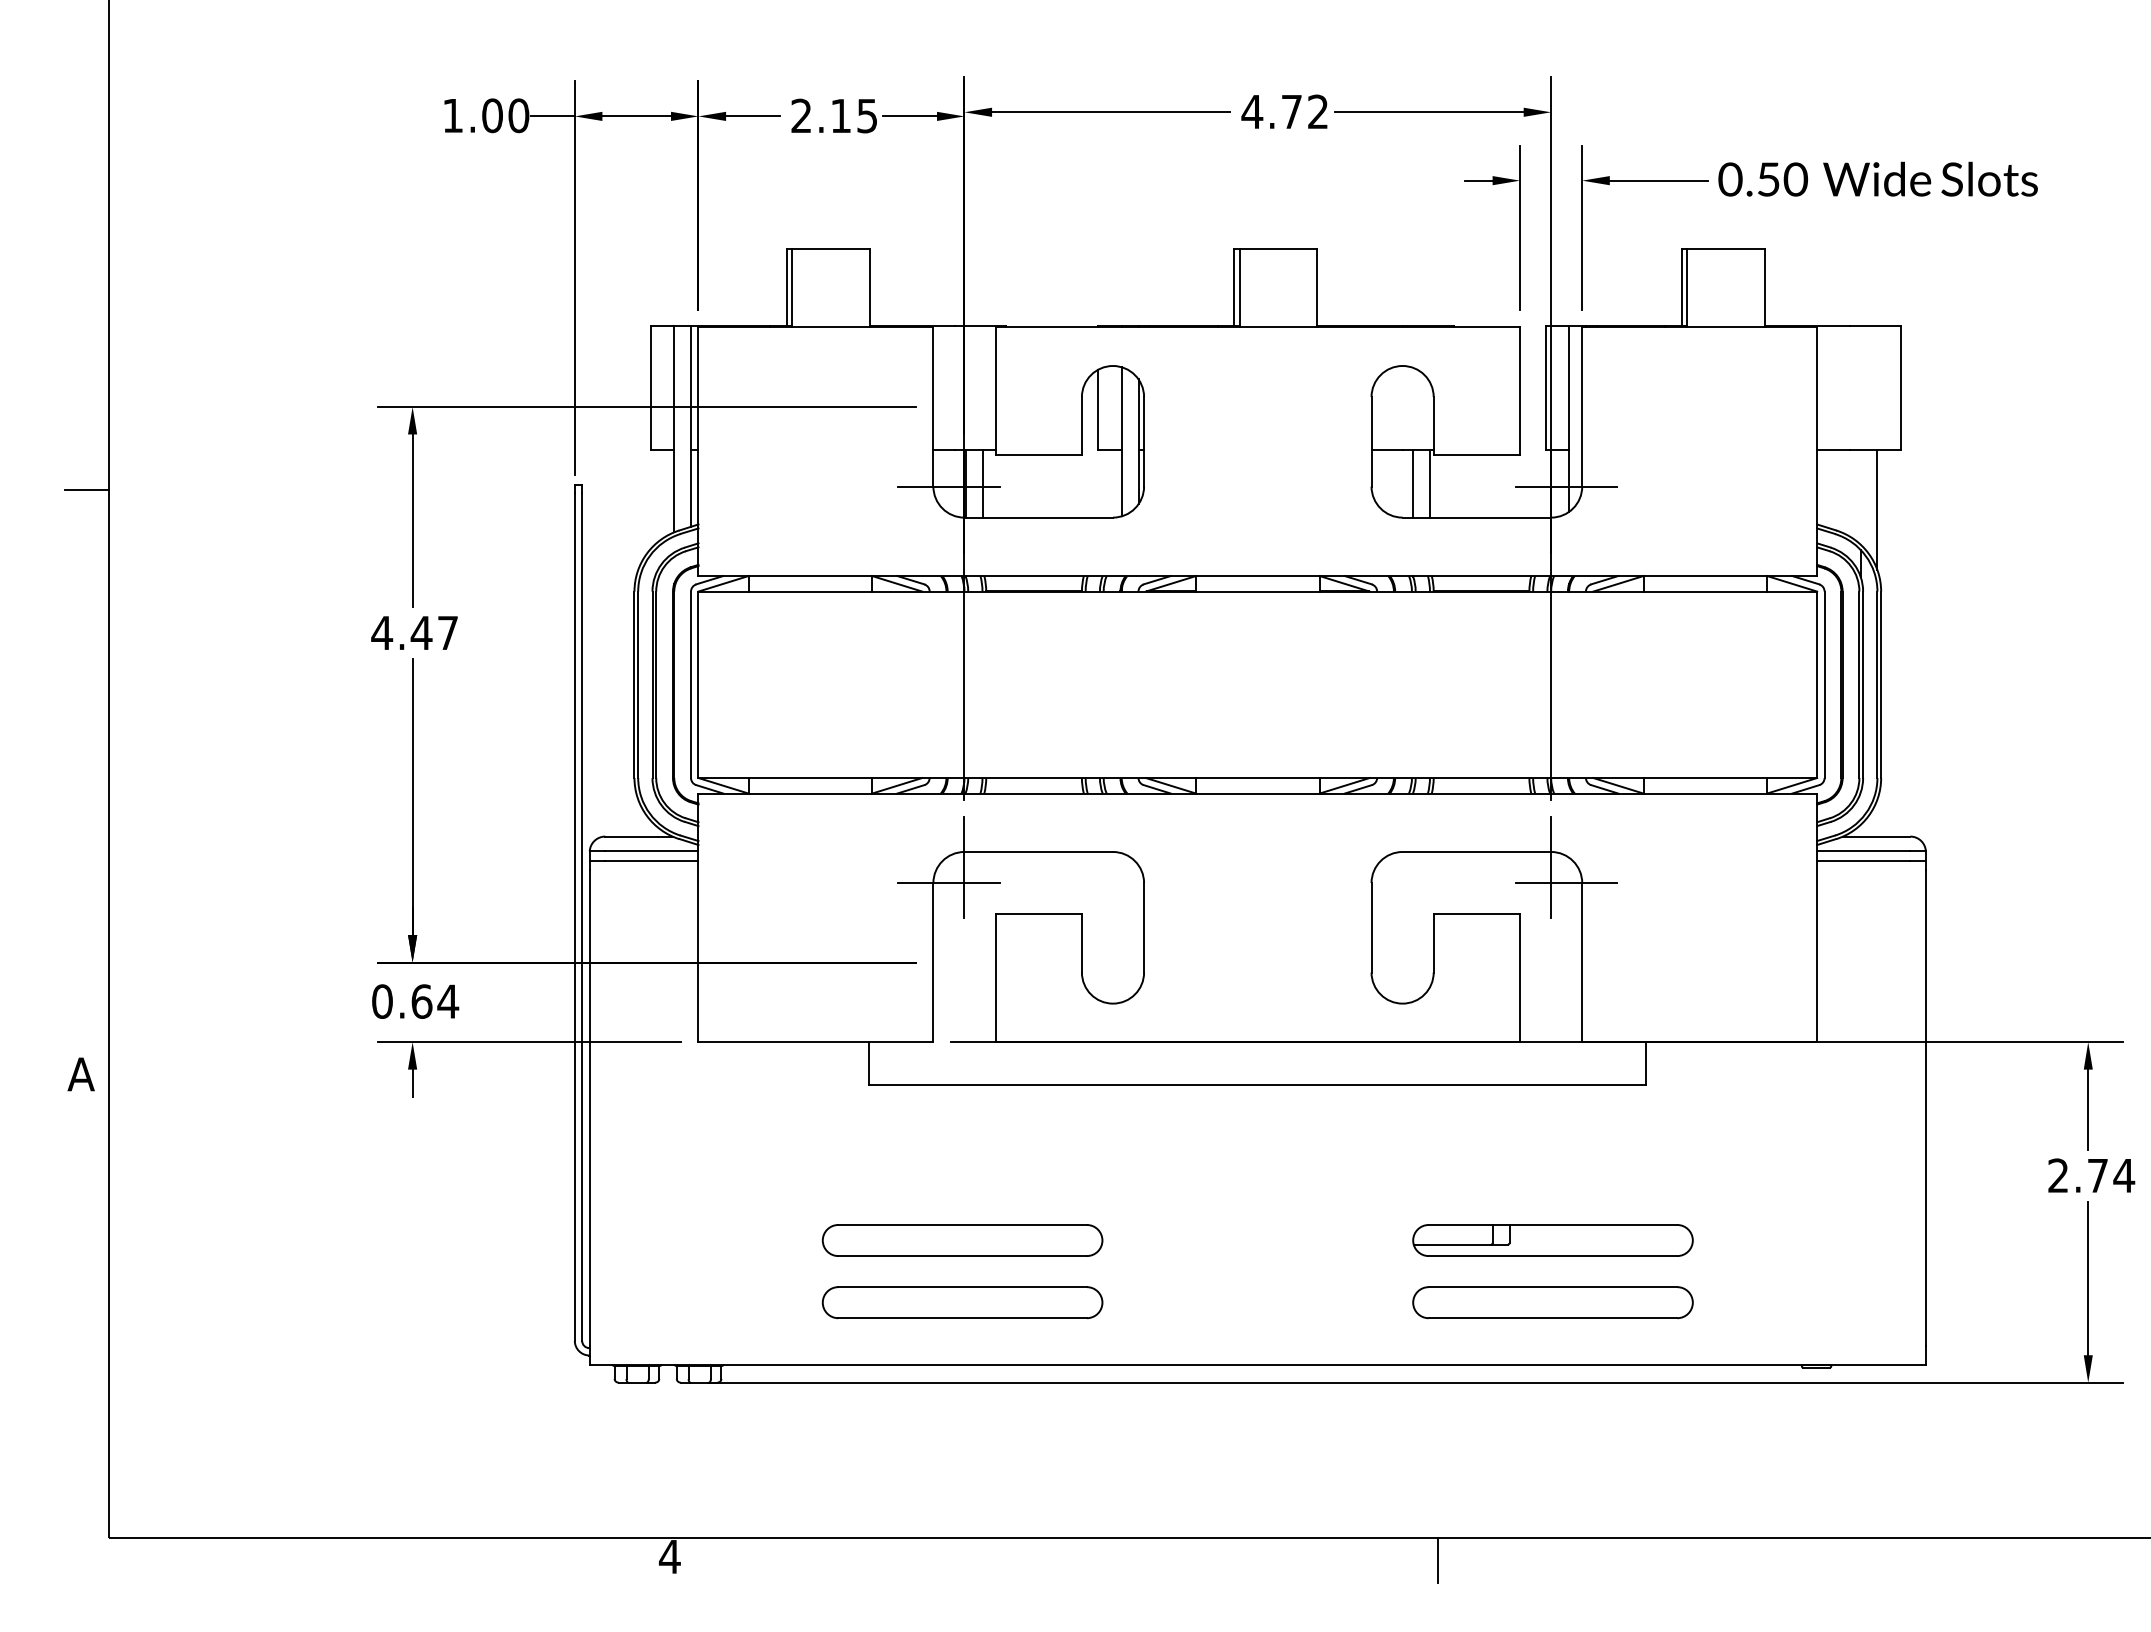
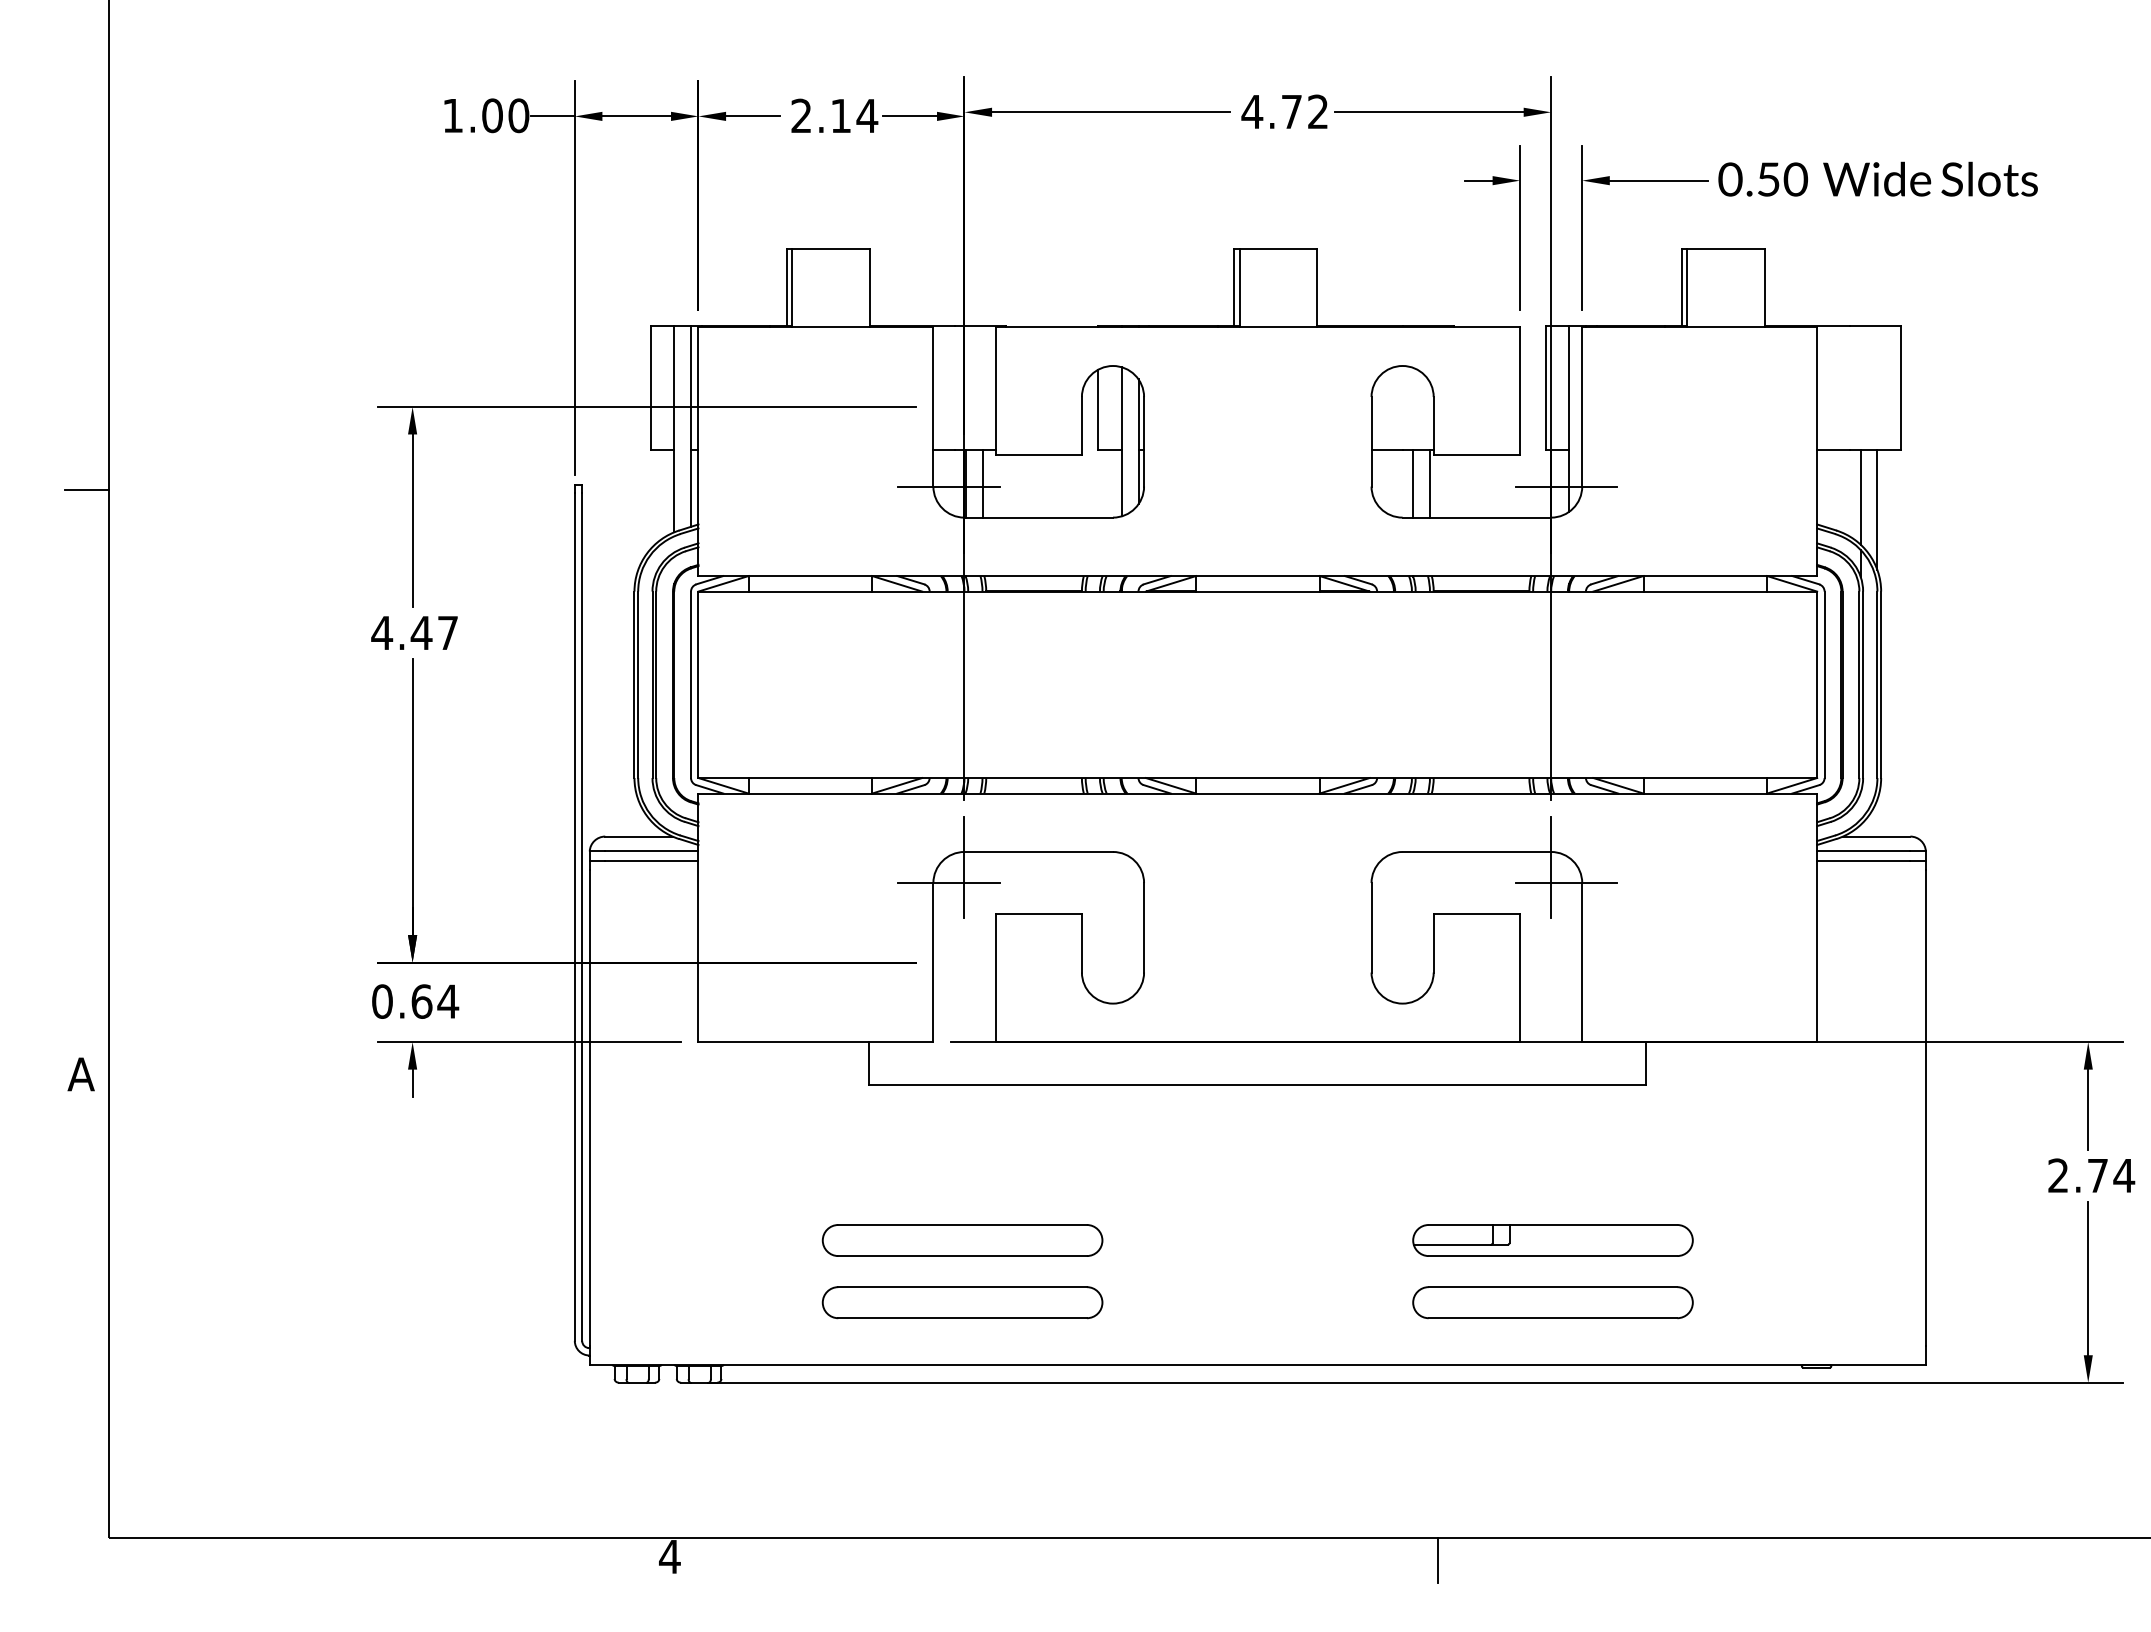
text: 2.15 -> 2.14 (867, 116)
line: none -> present (1860, 496)
